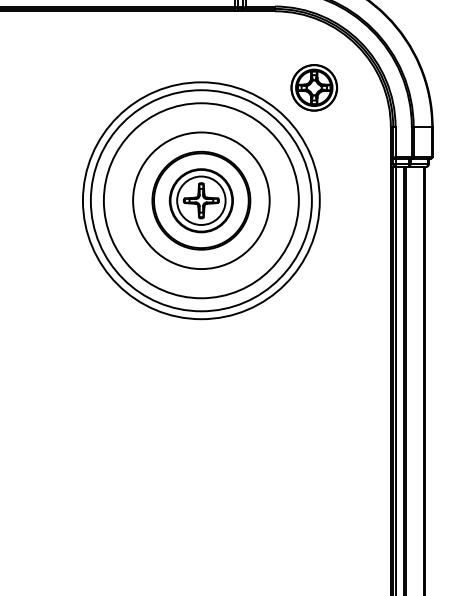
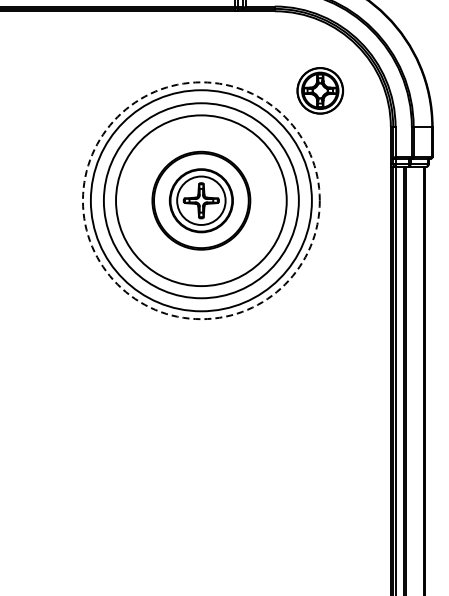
part position: (314, 87) -> (320, 90) (320, 90)
circle: solid -> dashed (200, 200)
circle diameter: 137 px -> 171 px (201, 200)
